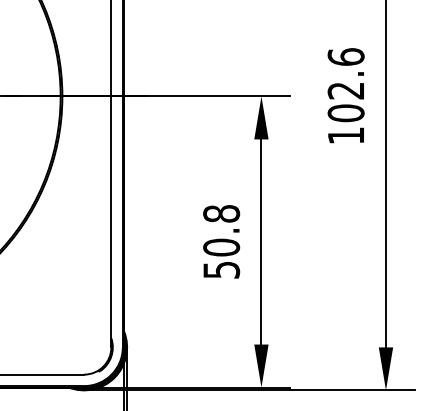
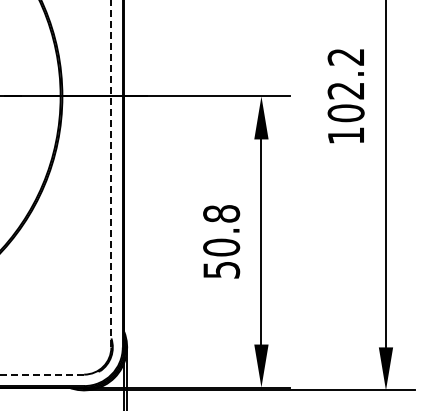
text: 102.6 -> 102.2 (345, 56)
line: solid -> dashed (111, 173)
line: solid -> dashed (42, 374)
